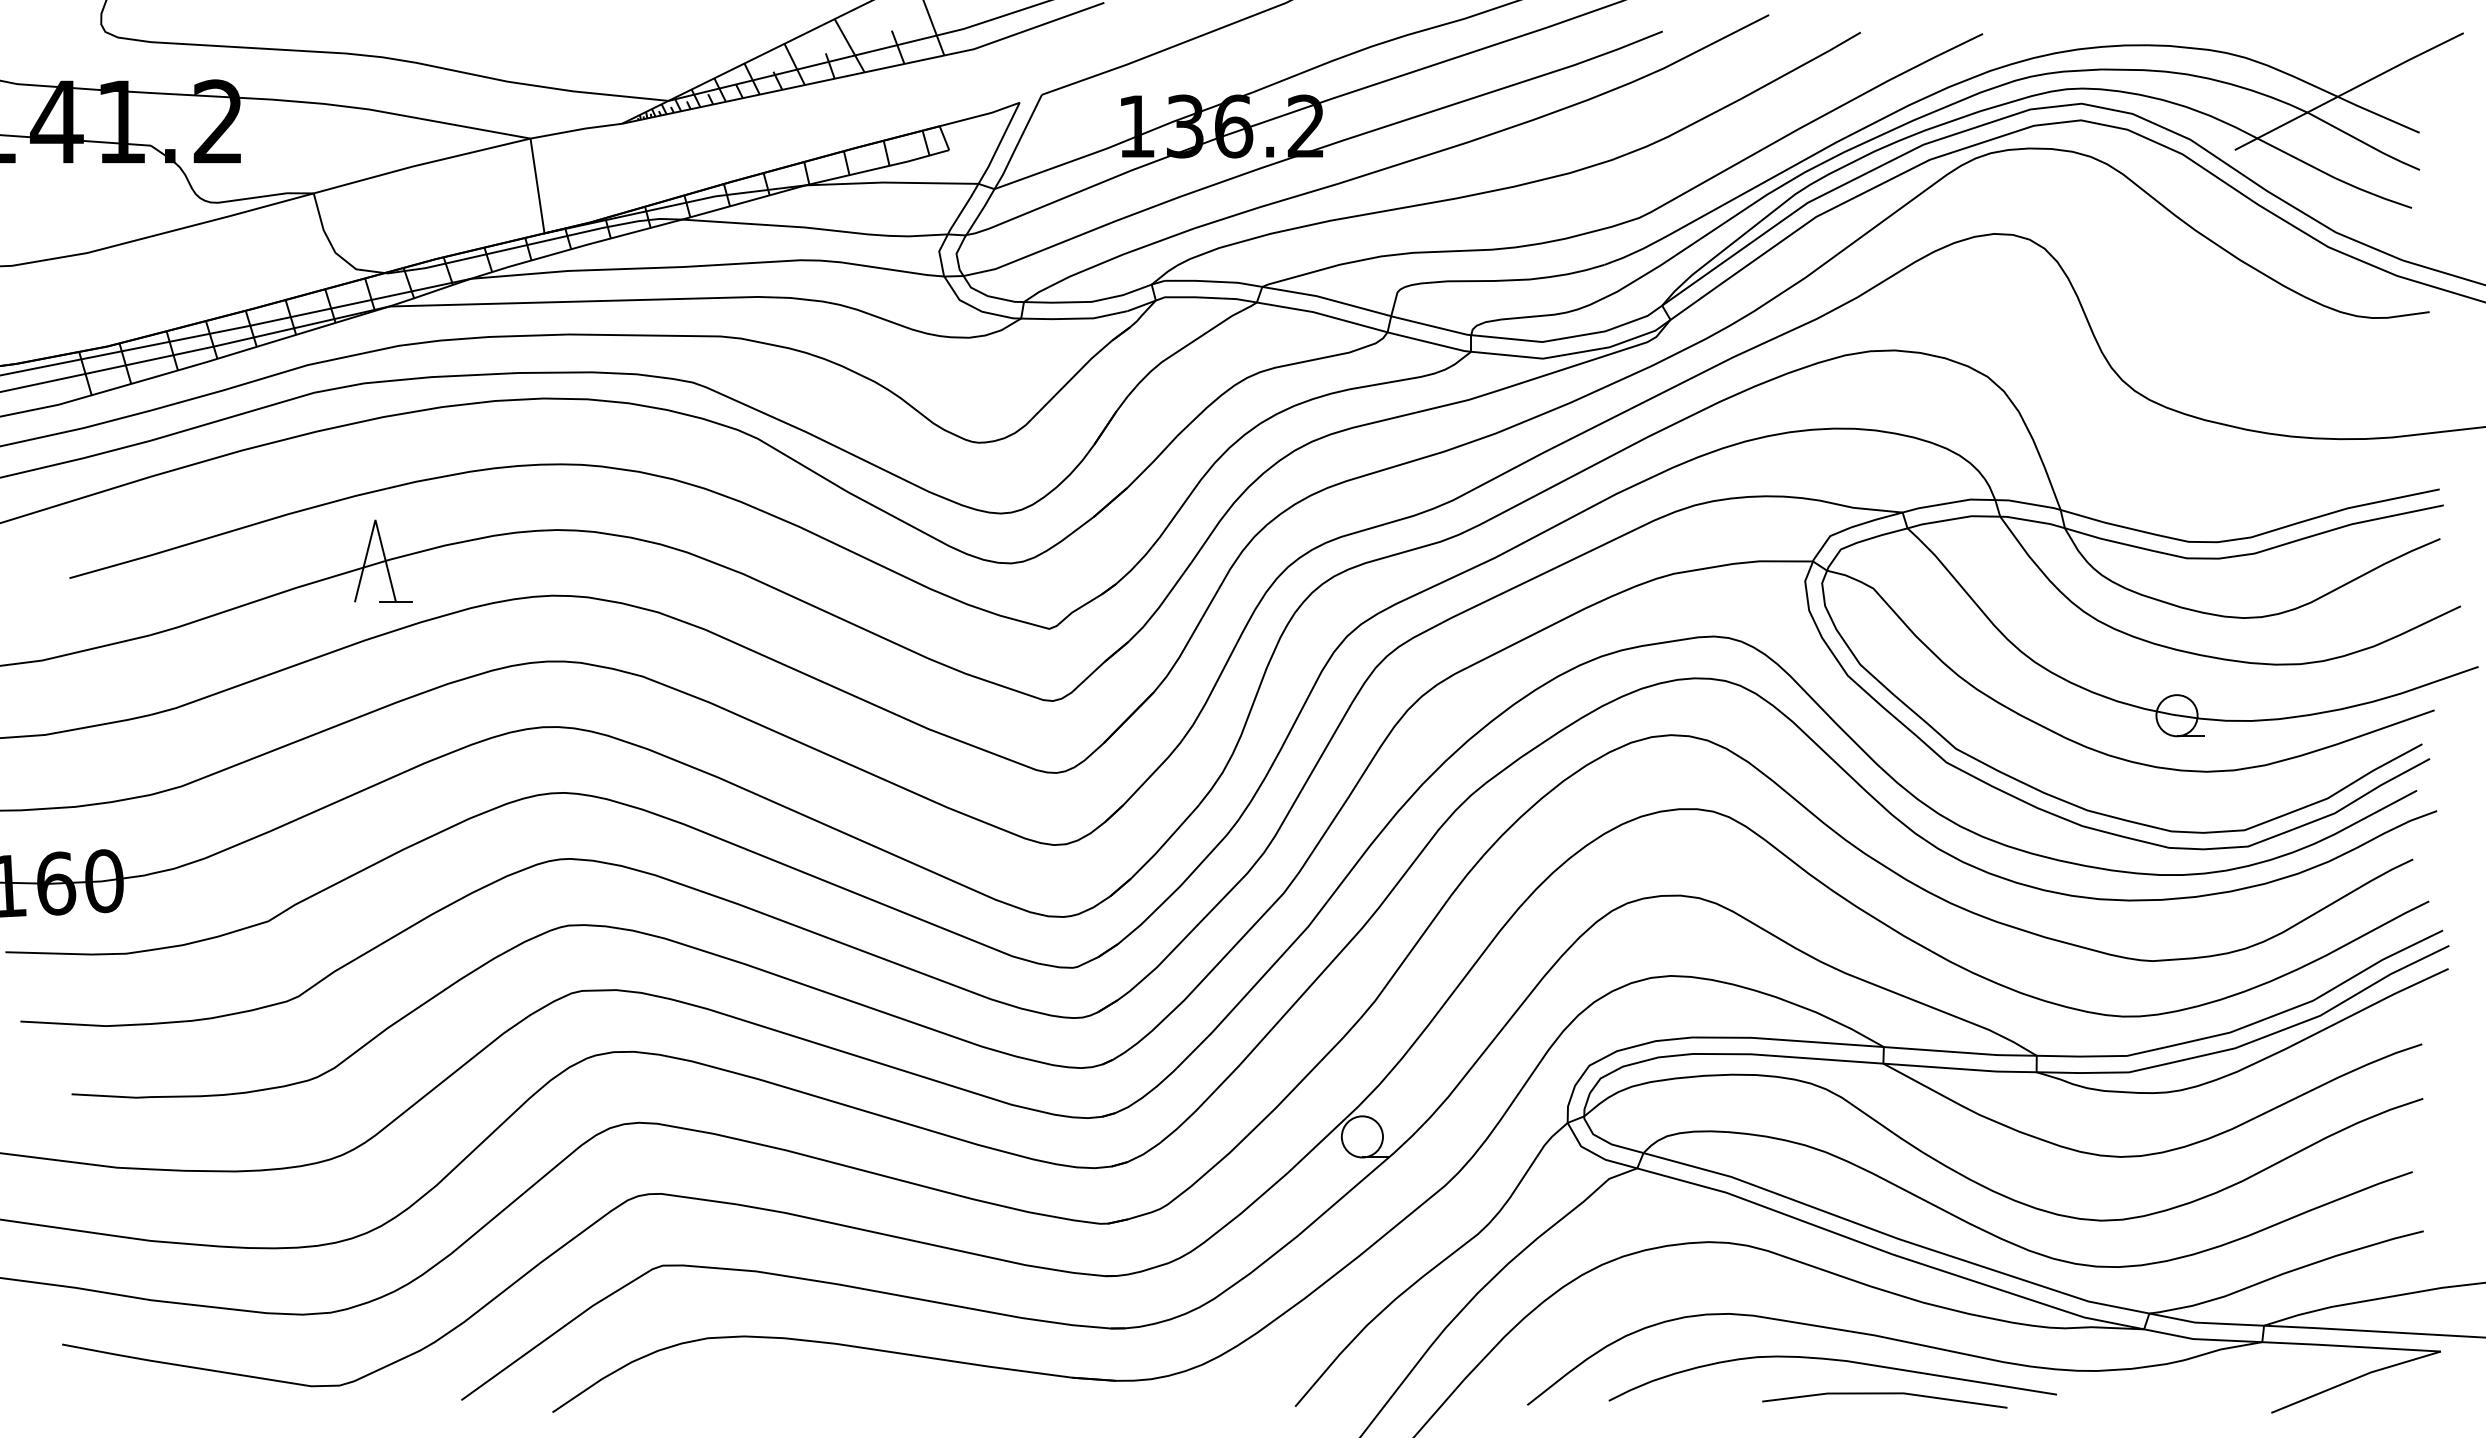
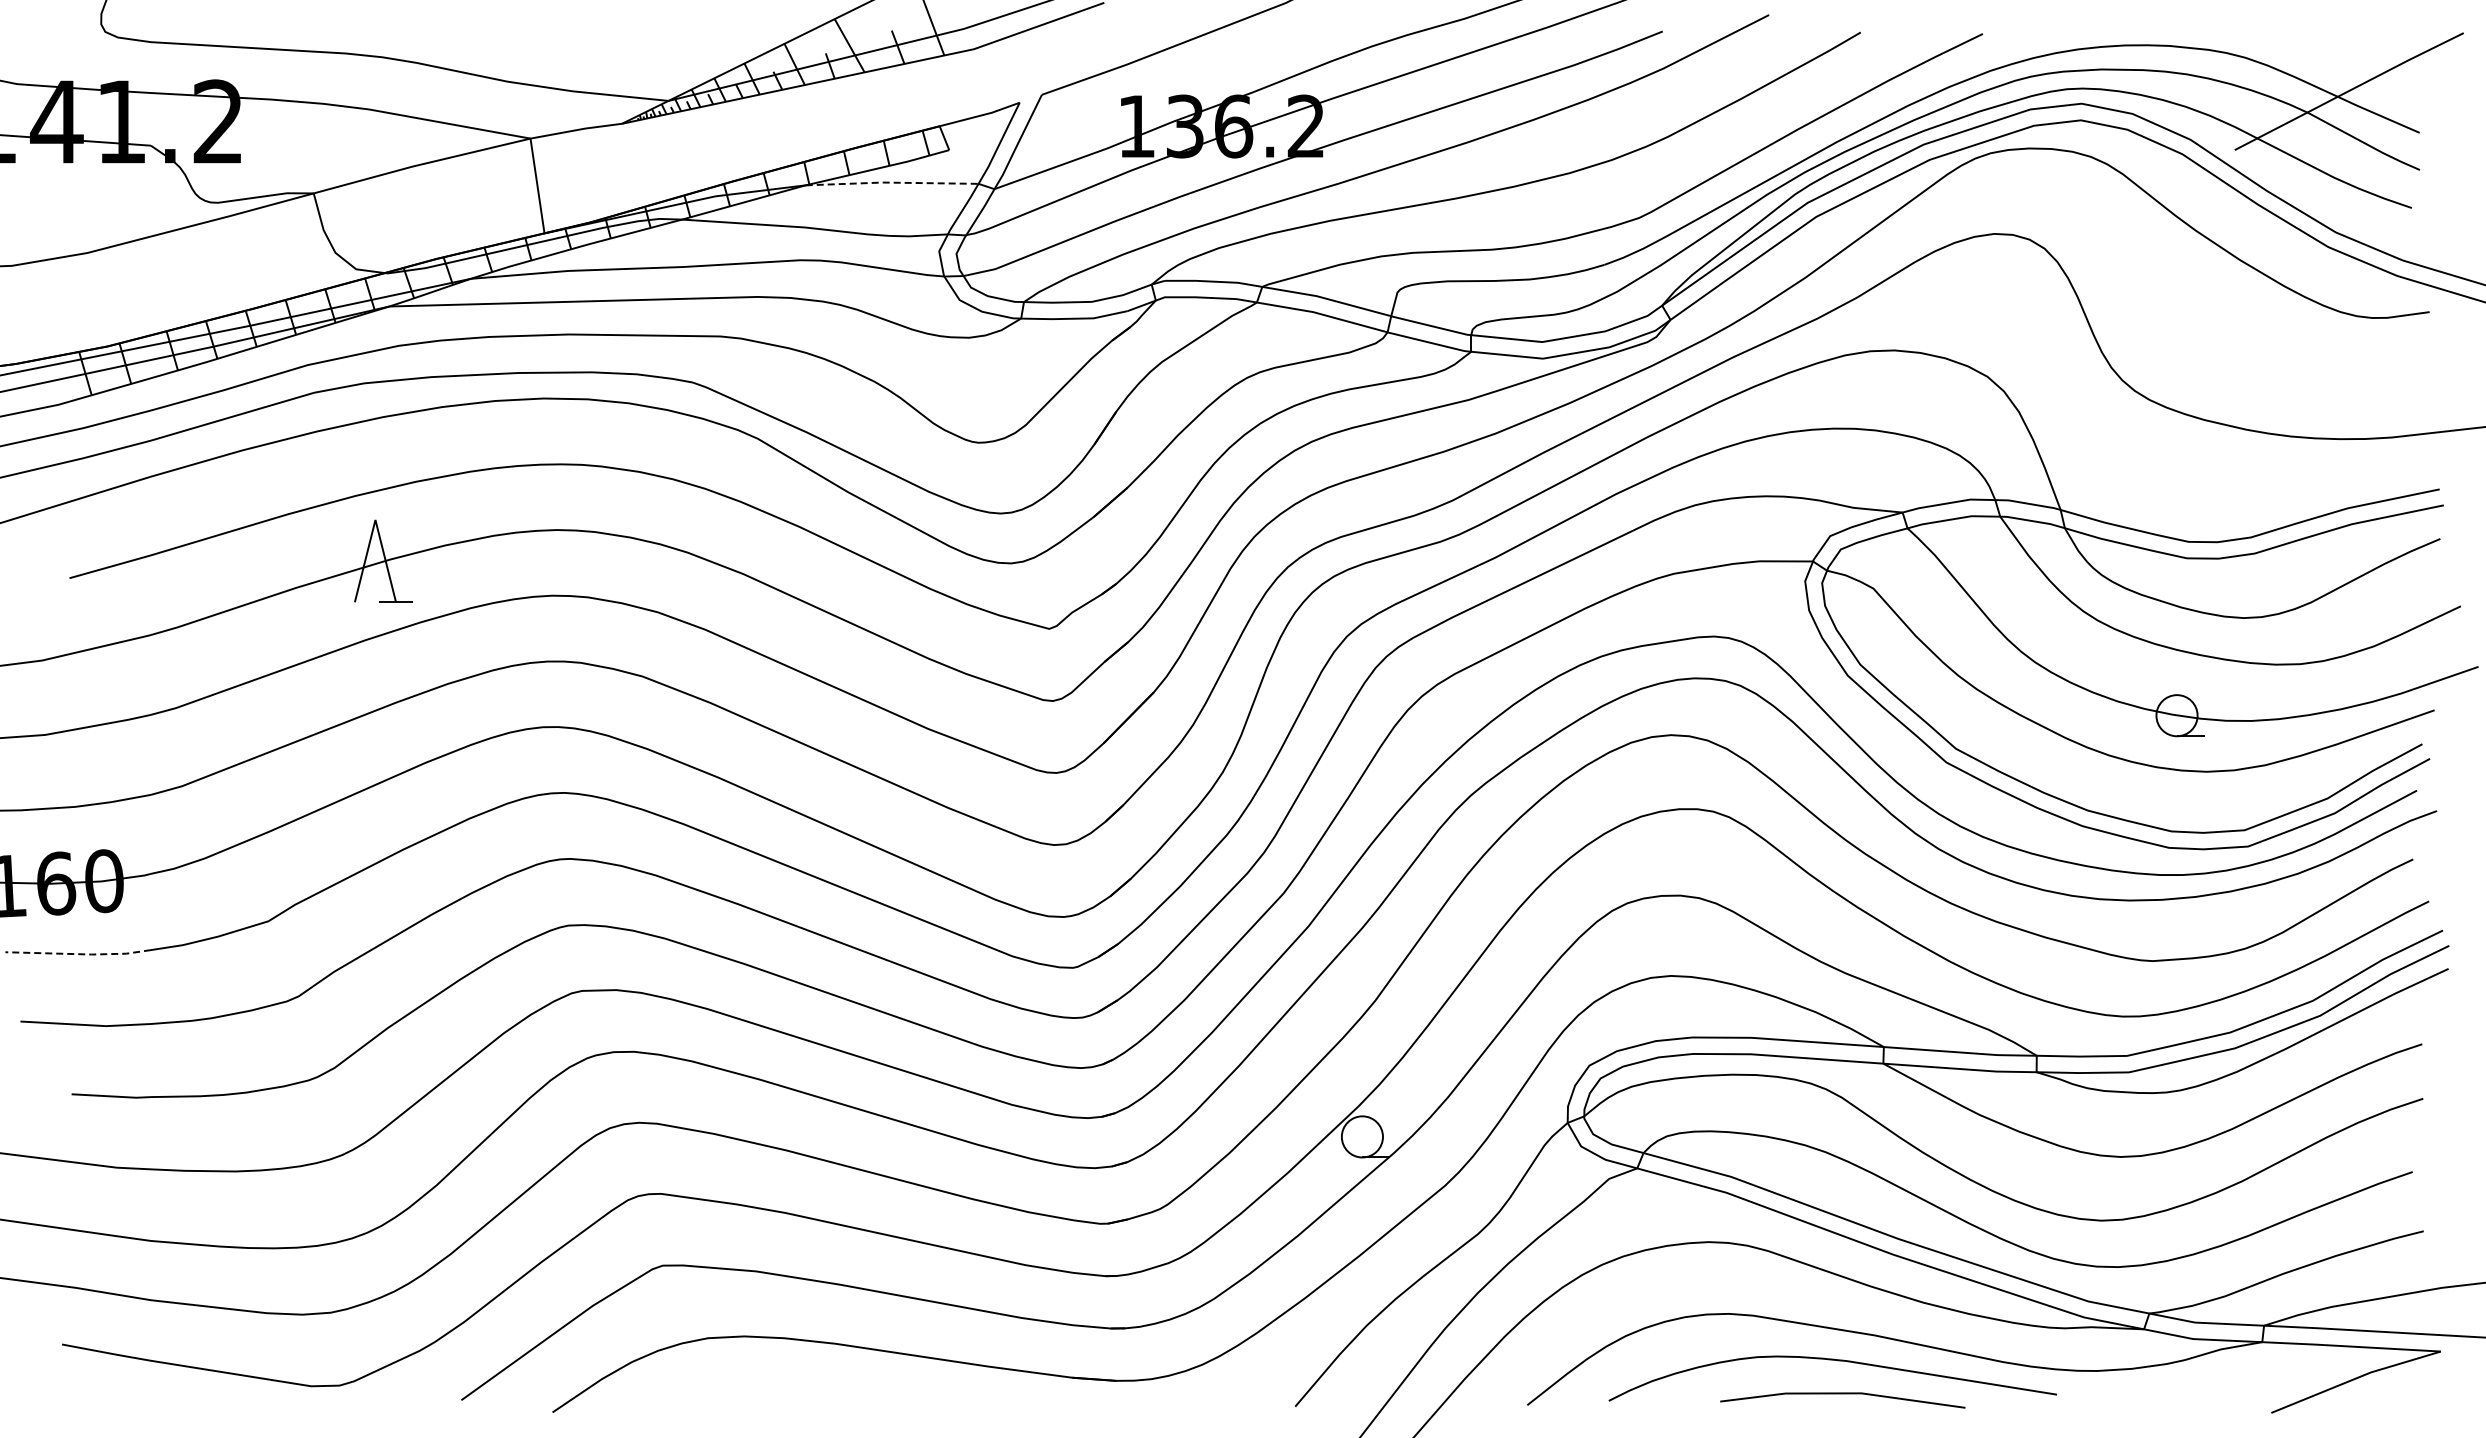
line: solid -> dashed (892, 182)
line: solid -> dashed (78, 954)
line position: (1884, 1394) -> (1842, 1394) (1842, 1394)
